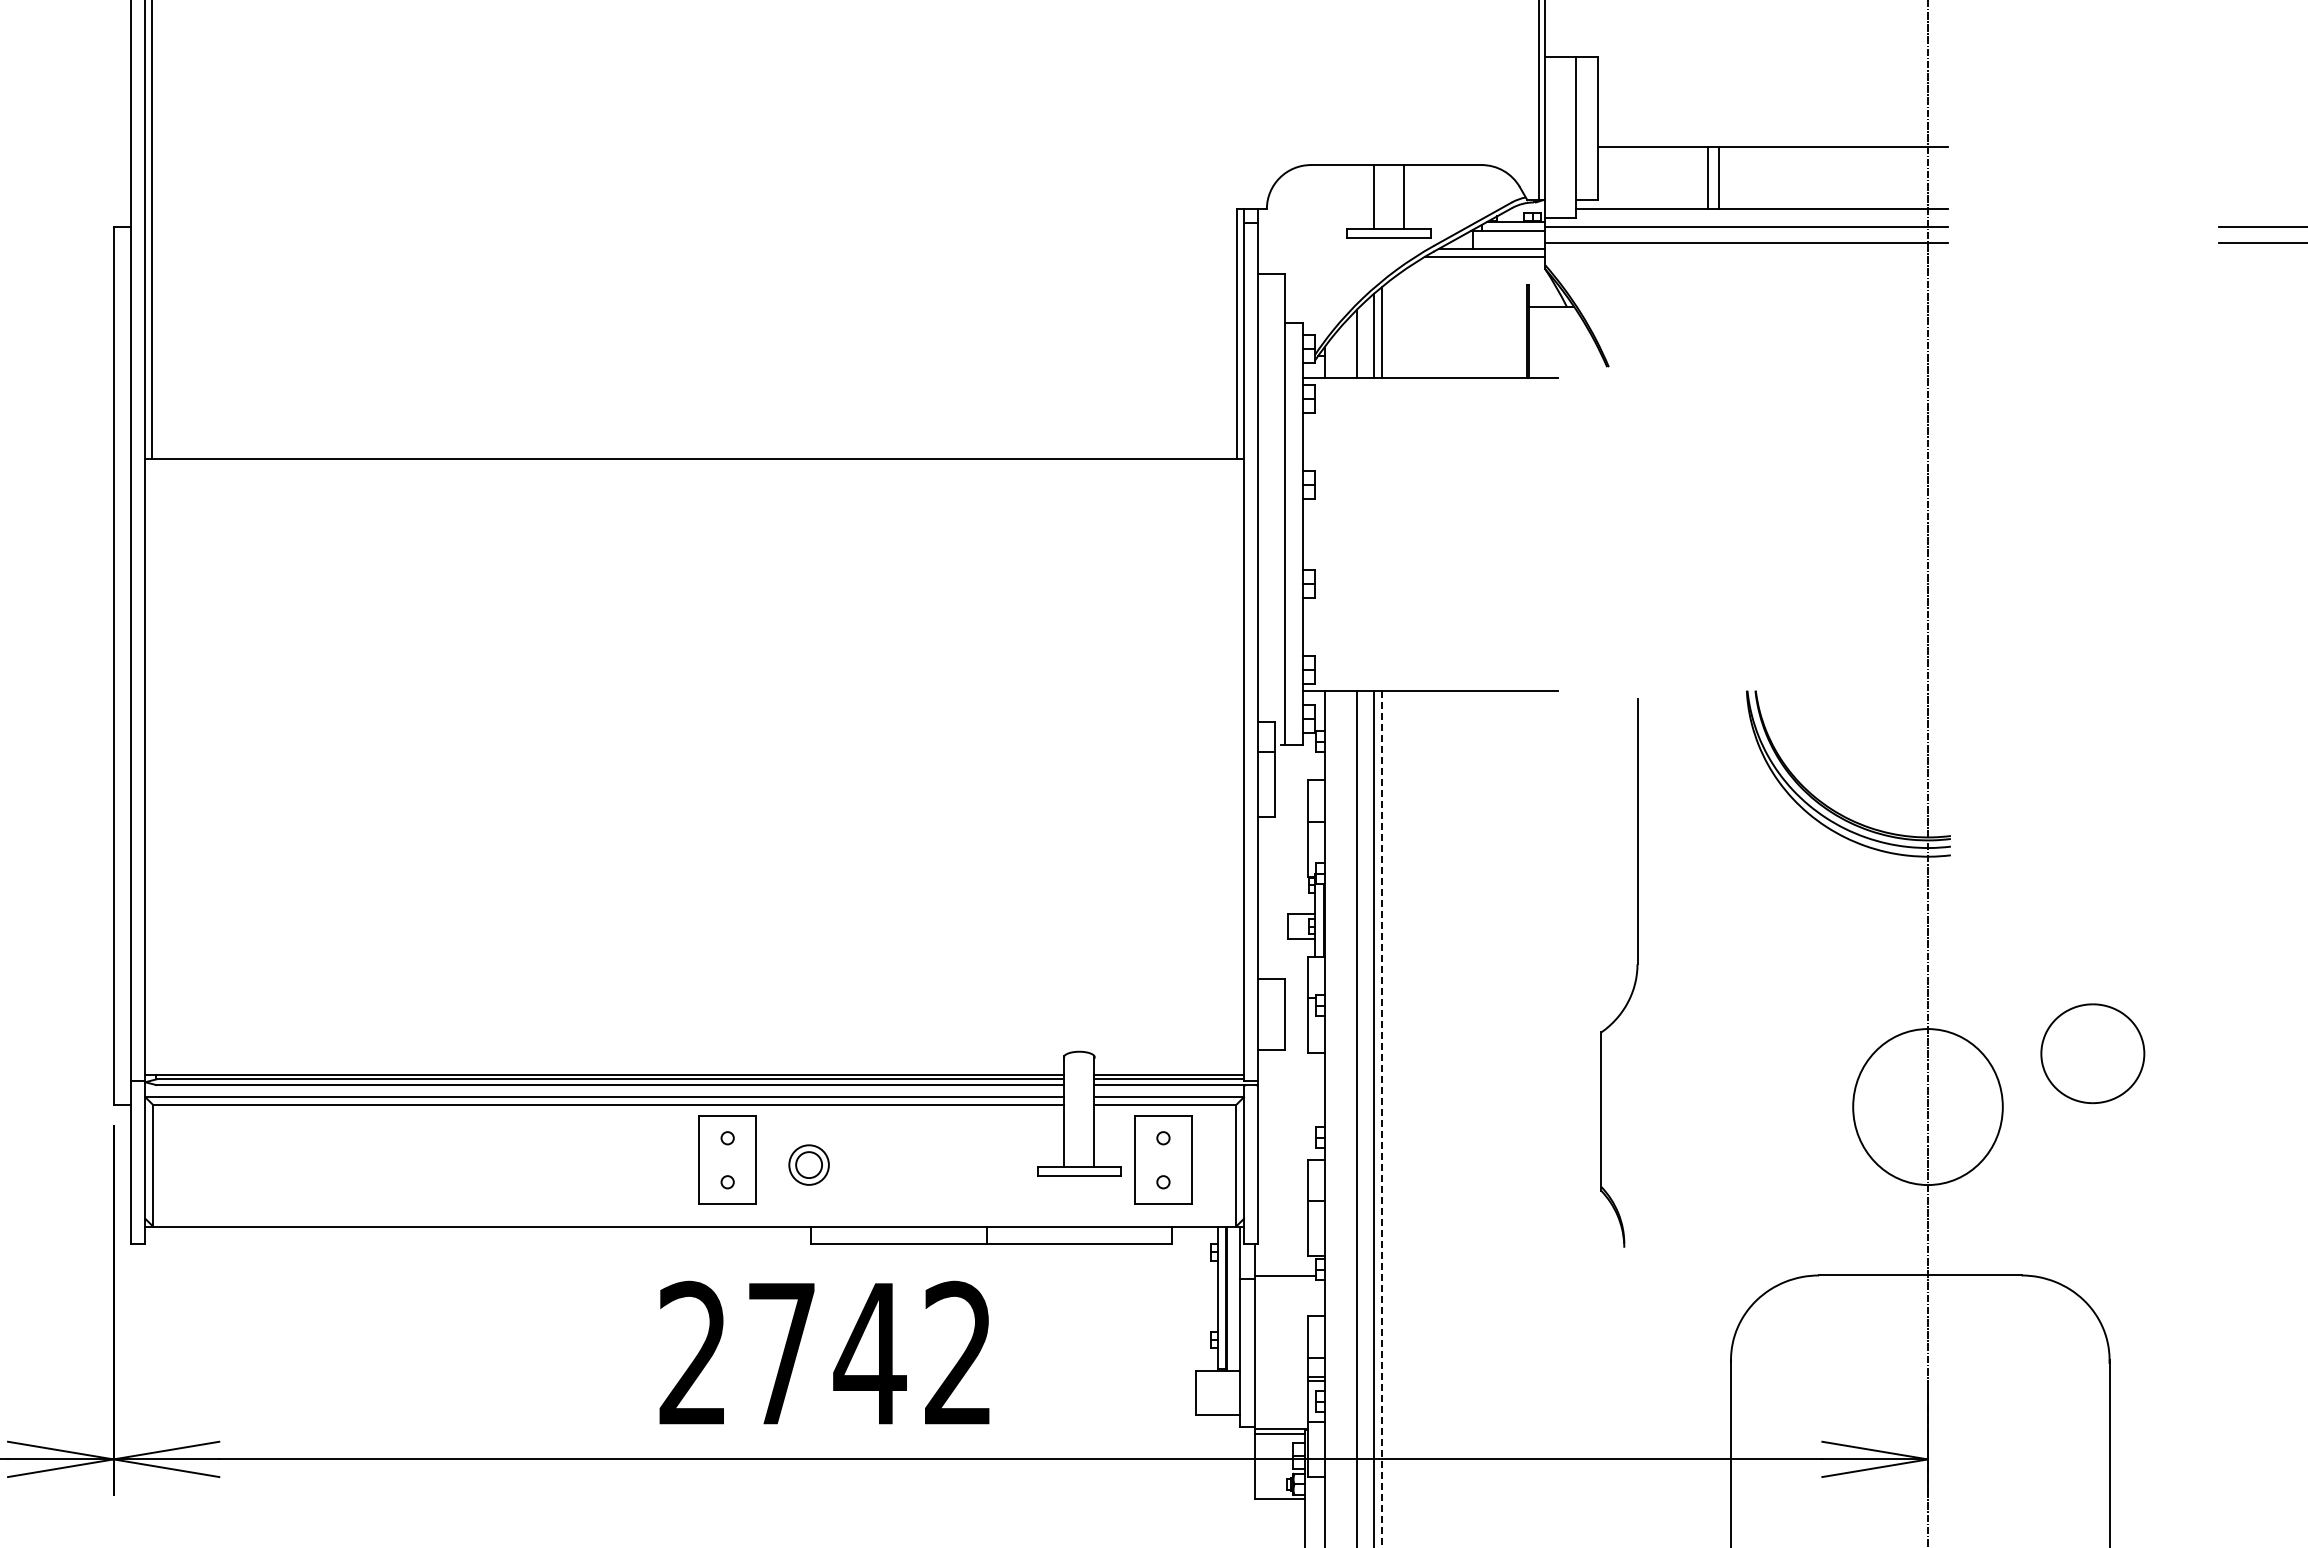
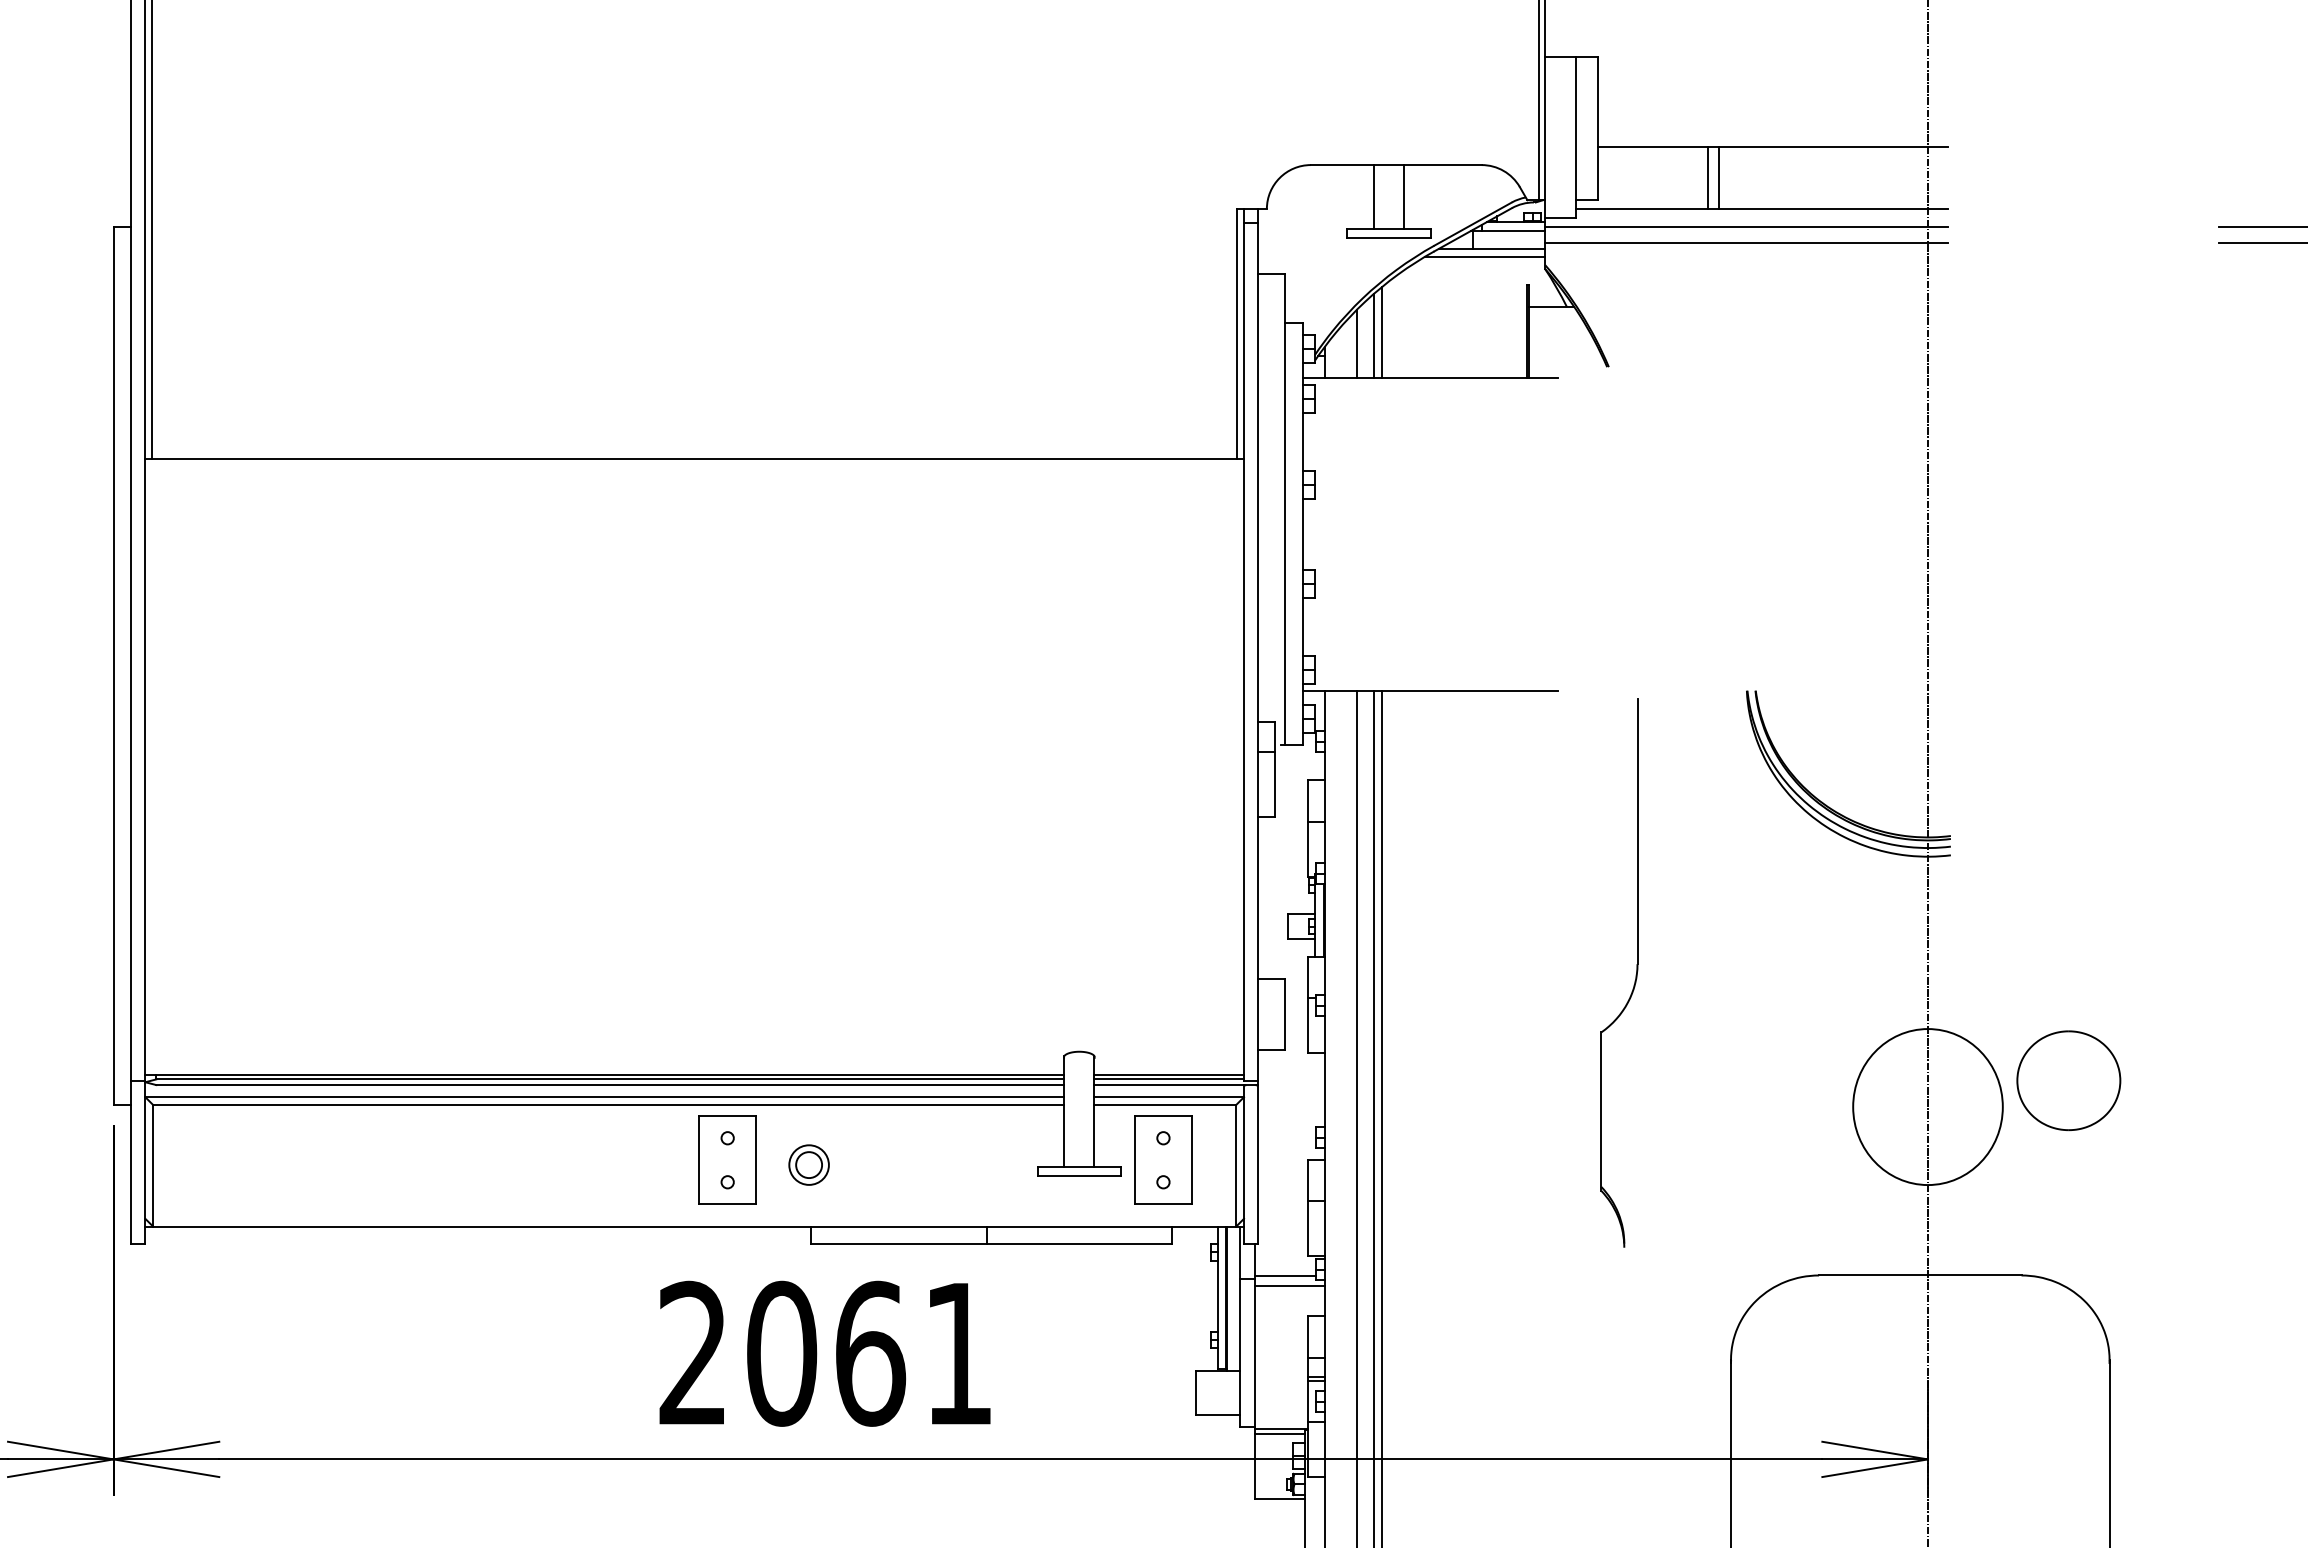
part position: (2092, 1053) -> (2068, 1080) (2068, 1080)
line: dashed -> solid (1381, 1119)
line: none -> present (1289, 1286)
text: 2742 -> 2061 (868, 1353)
